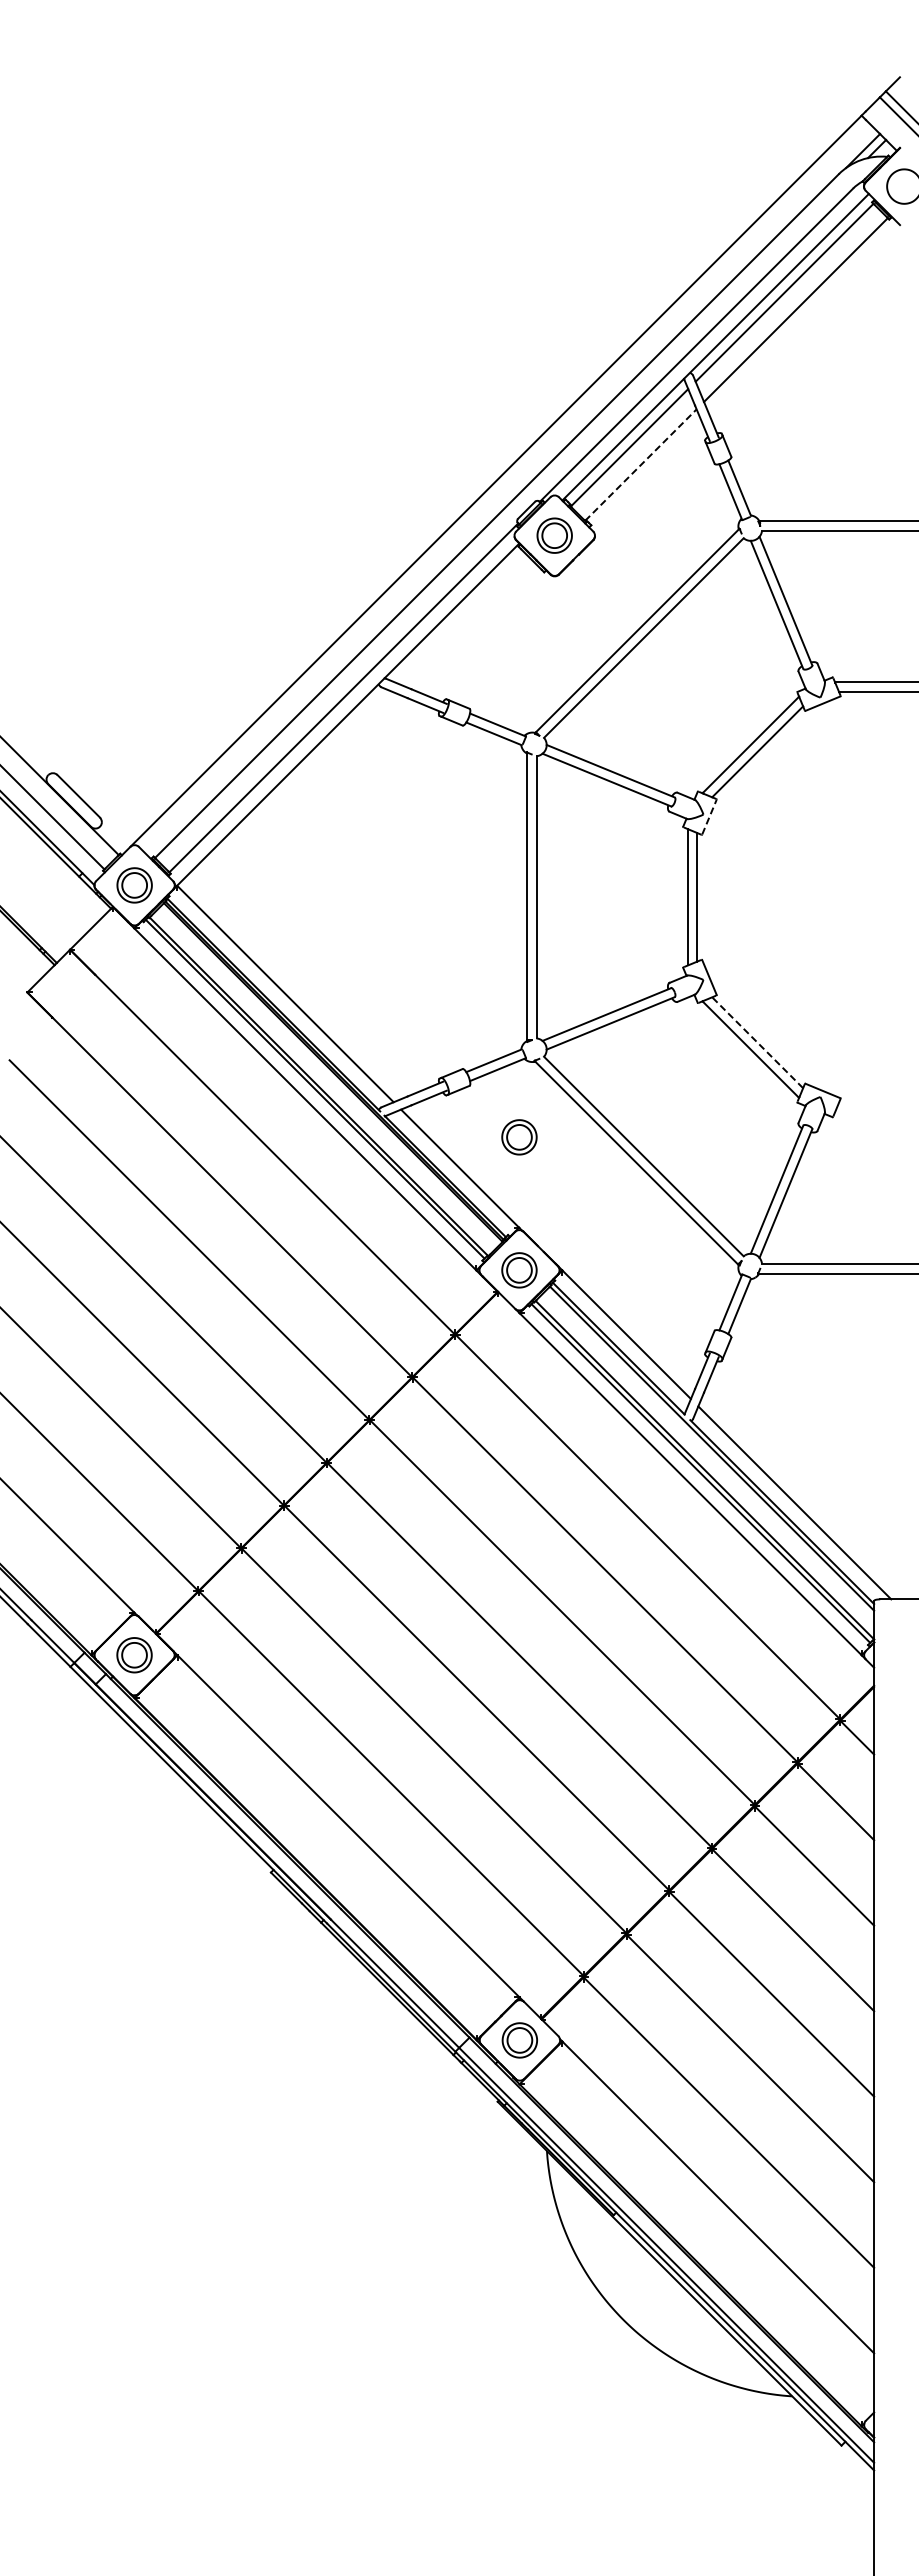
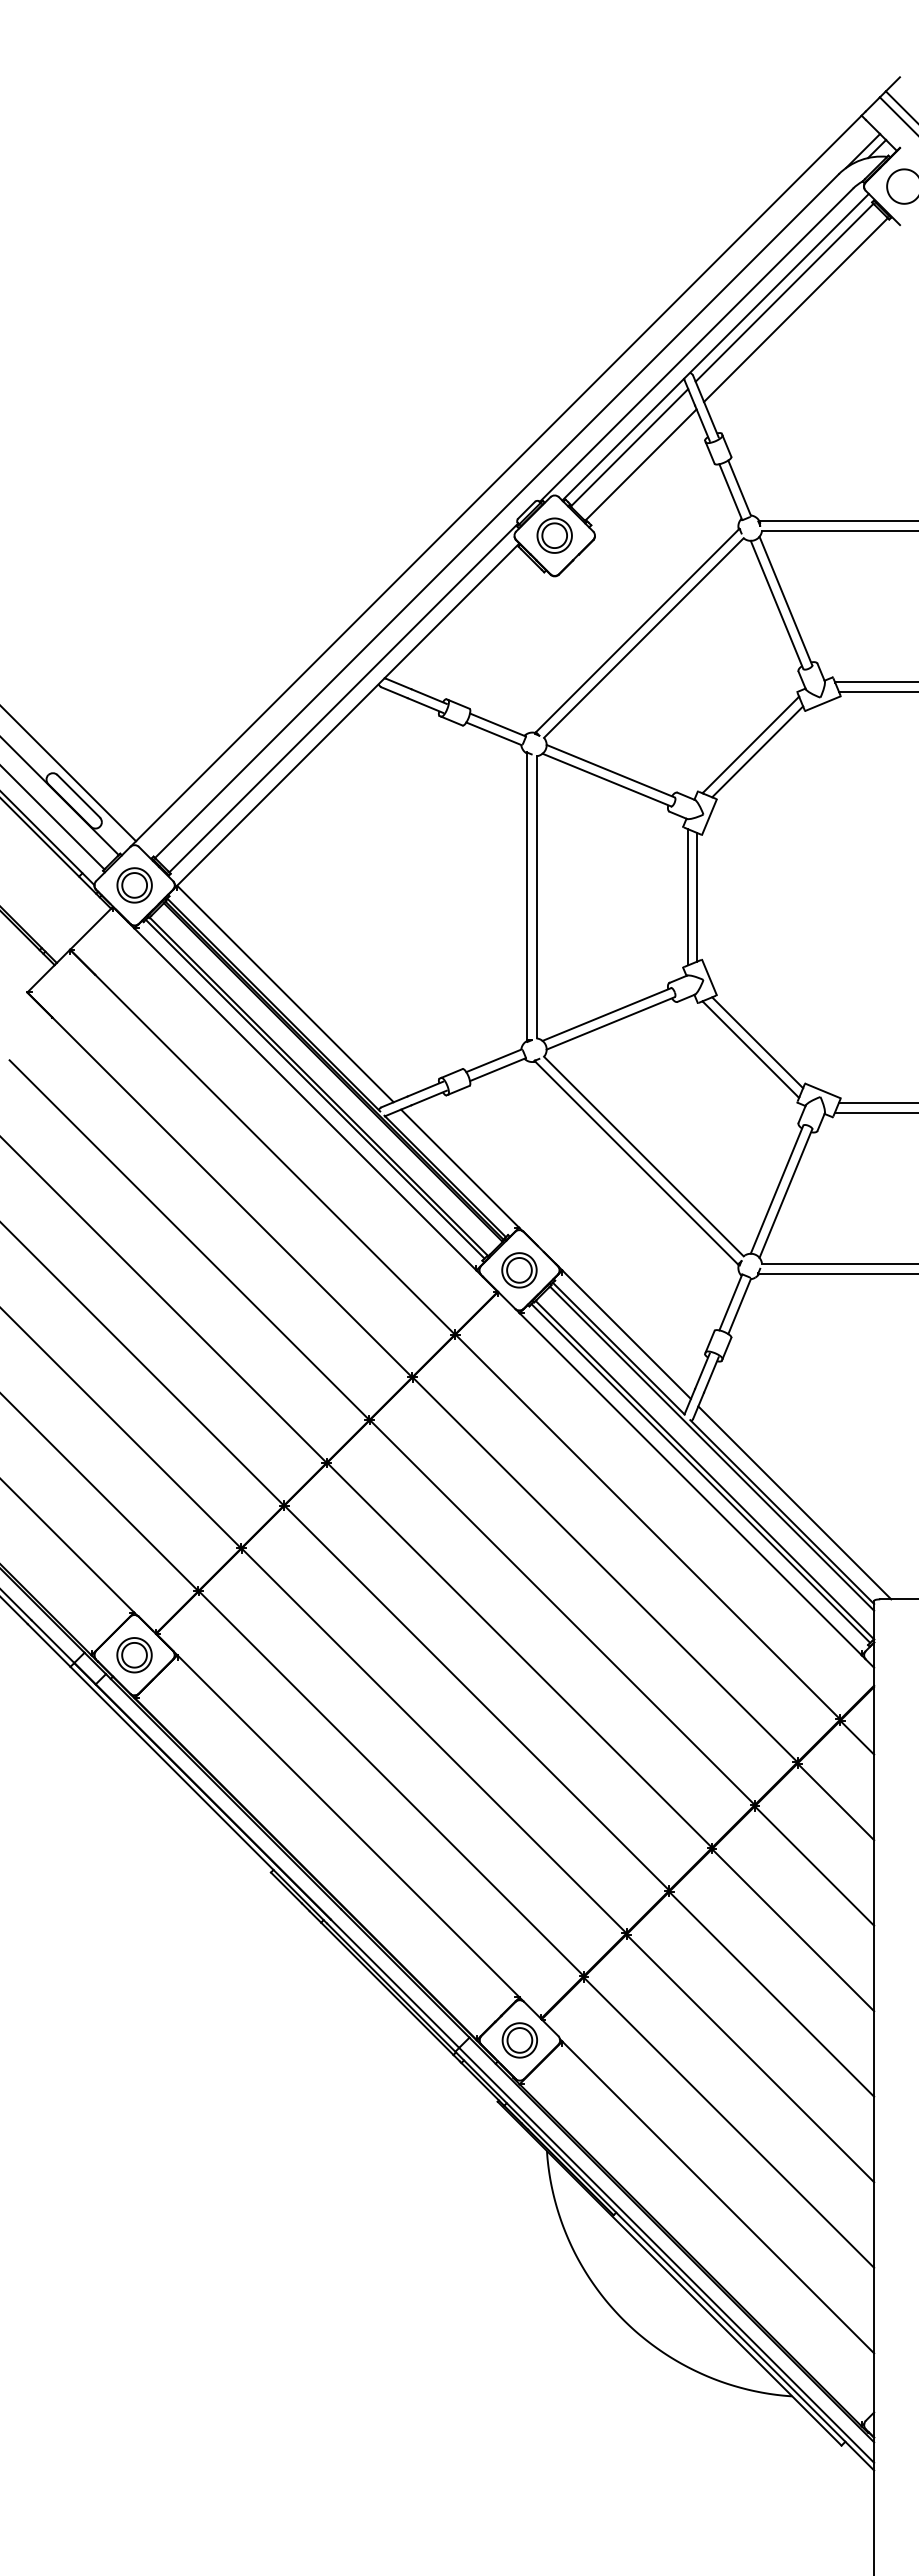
line: dashed -> solid (640, 465)
line: none -> present (69, 774)
line: dashed -> solid (709, 817)
line: dashed -> solid (757, 1042)
line: none -> present (876, 1103)
line: none -> present (874, 1112)
part: present -> none (519, 1137)
